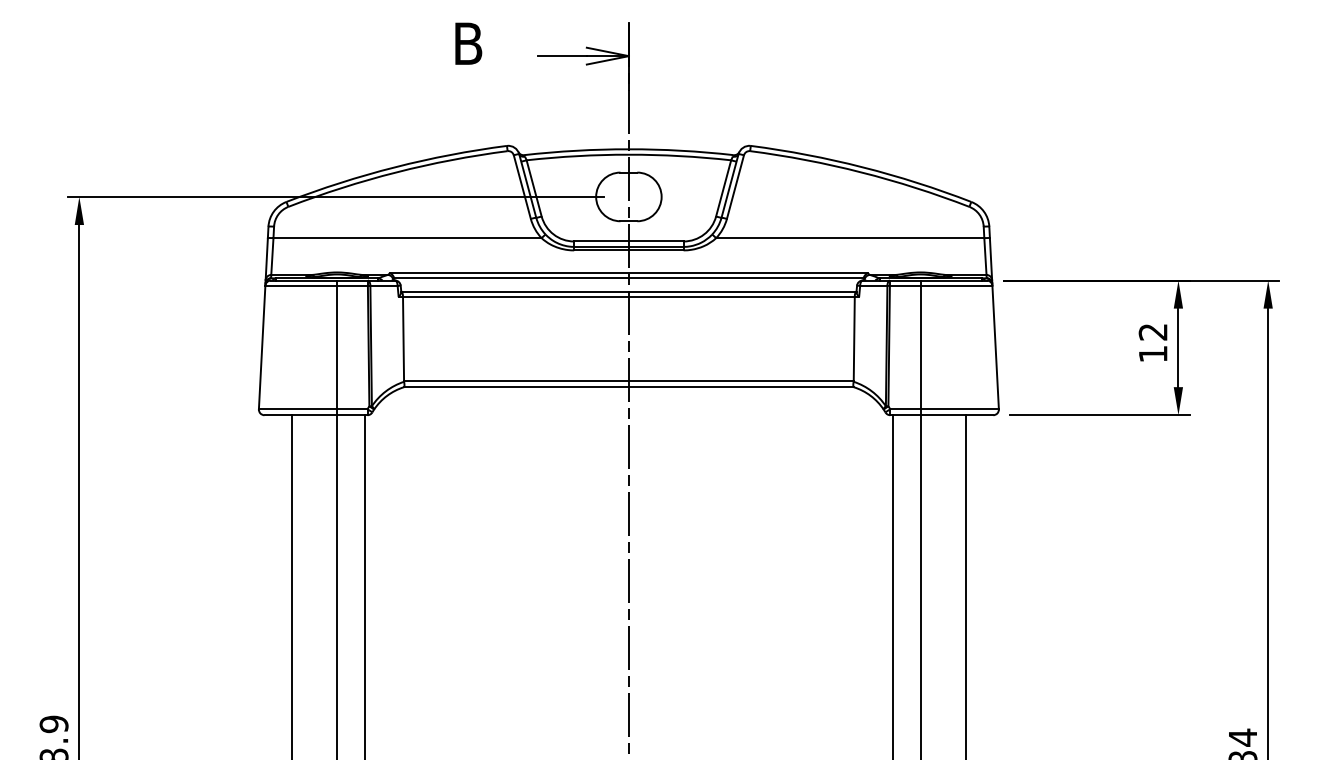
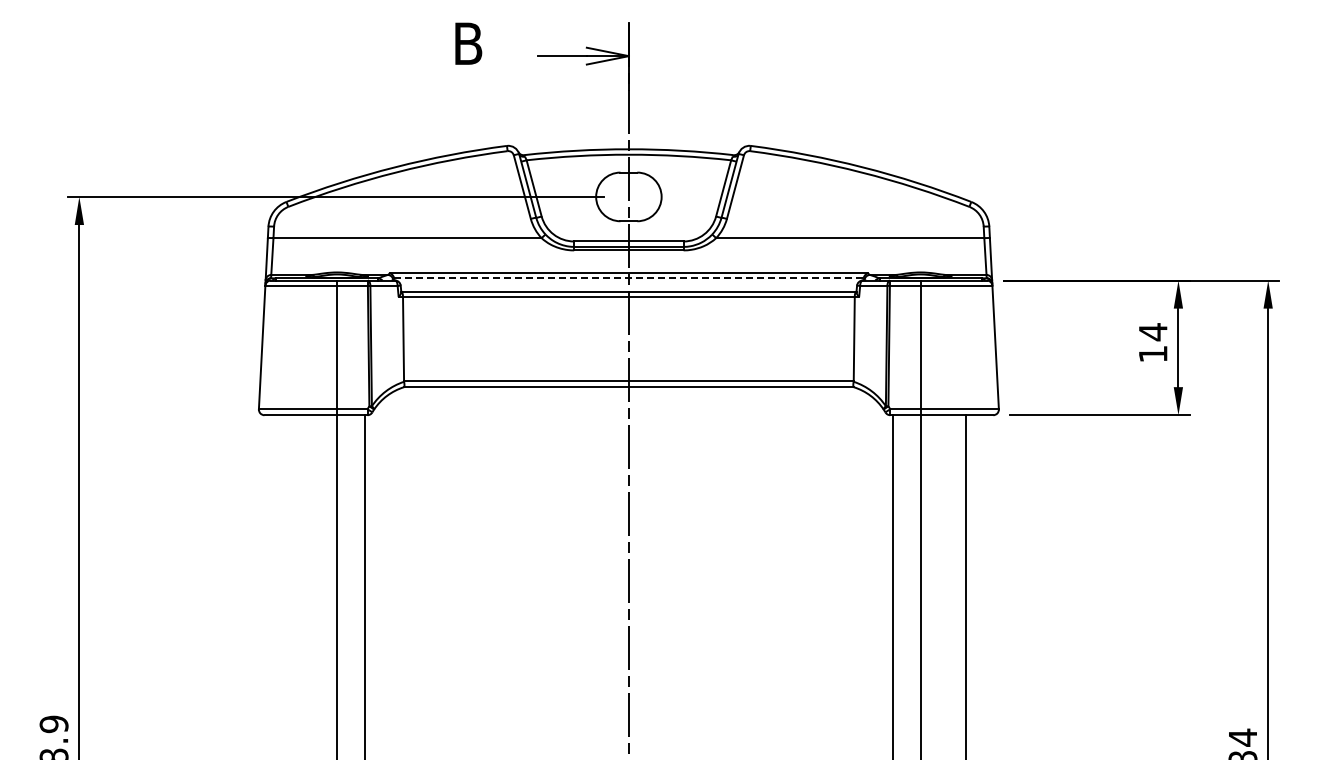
line: solid -> dashed (628, 278)
text: 12 -> 14 (1152, 332)
line: present -> none (292, 585)
